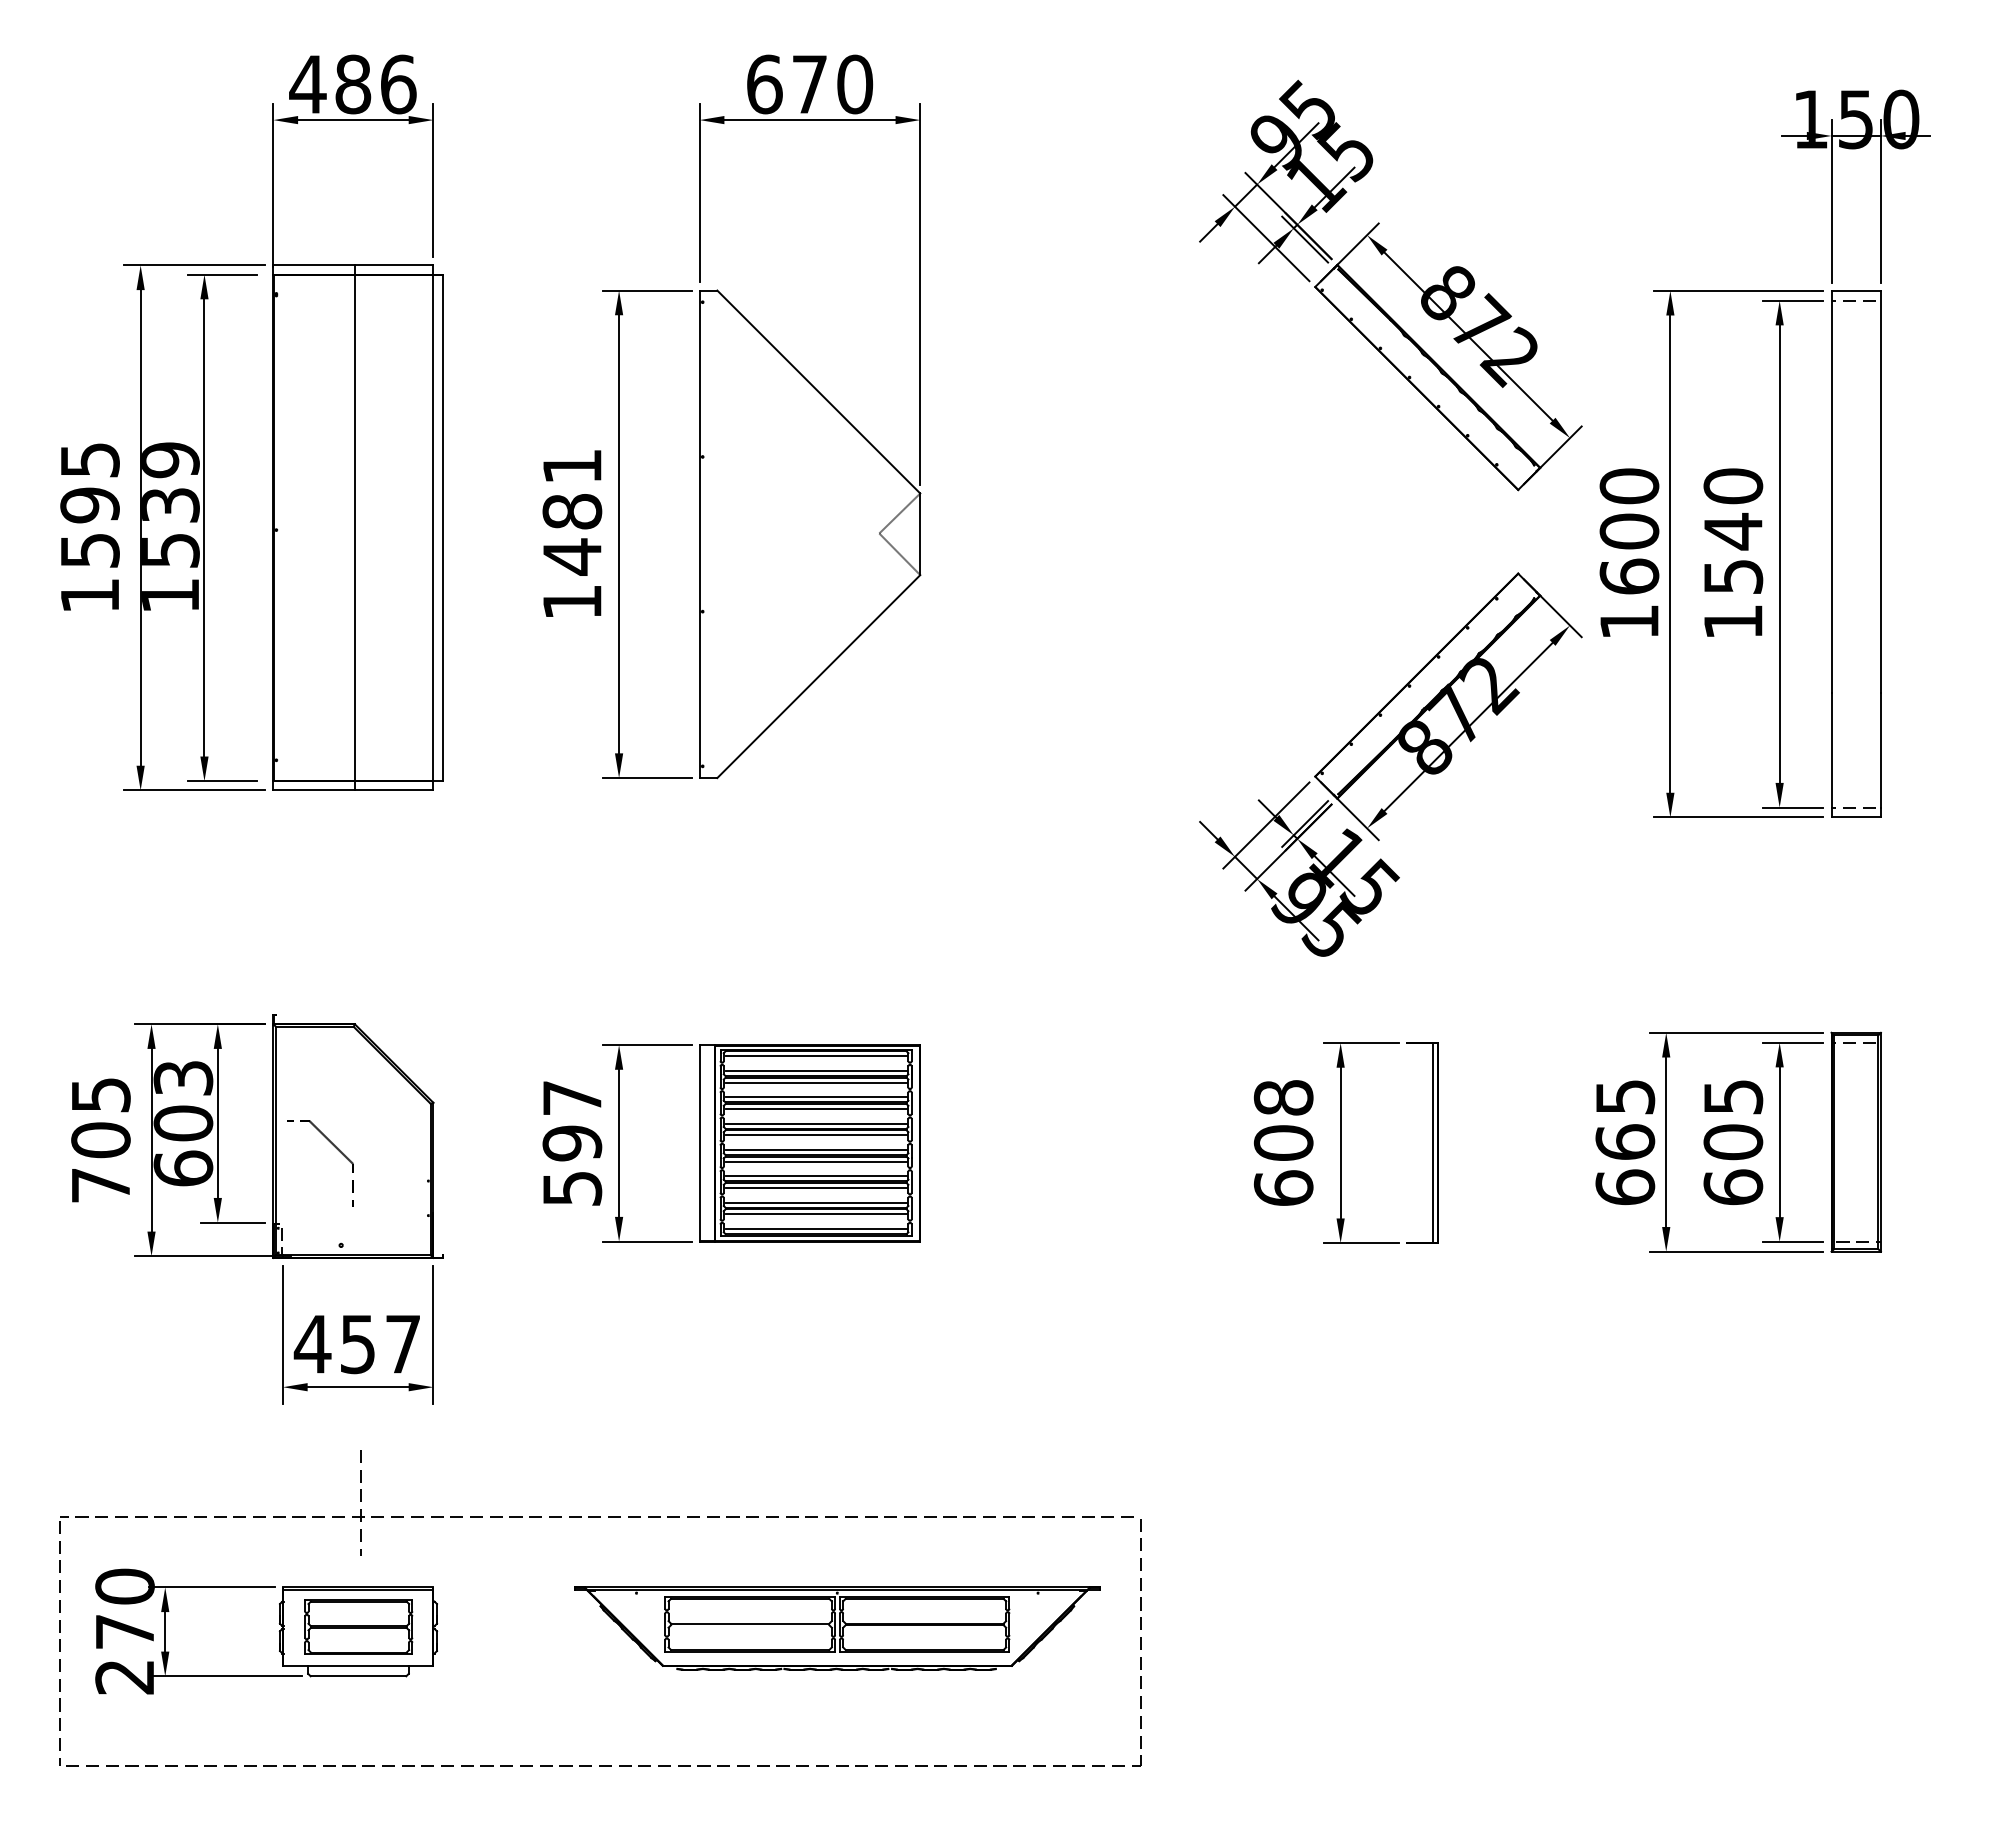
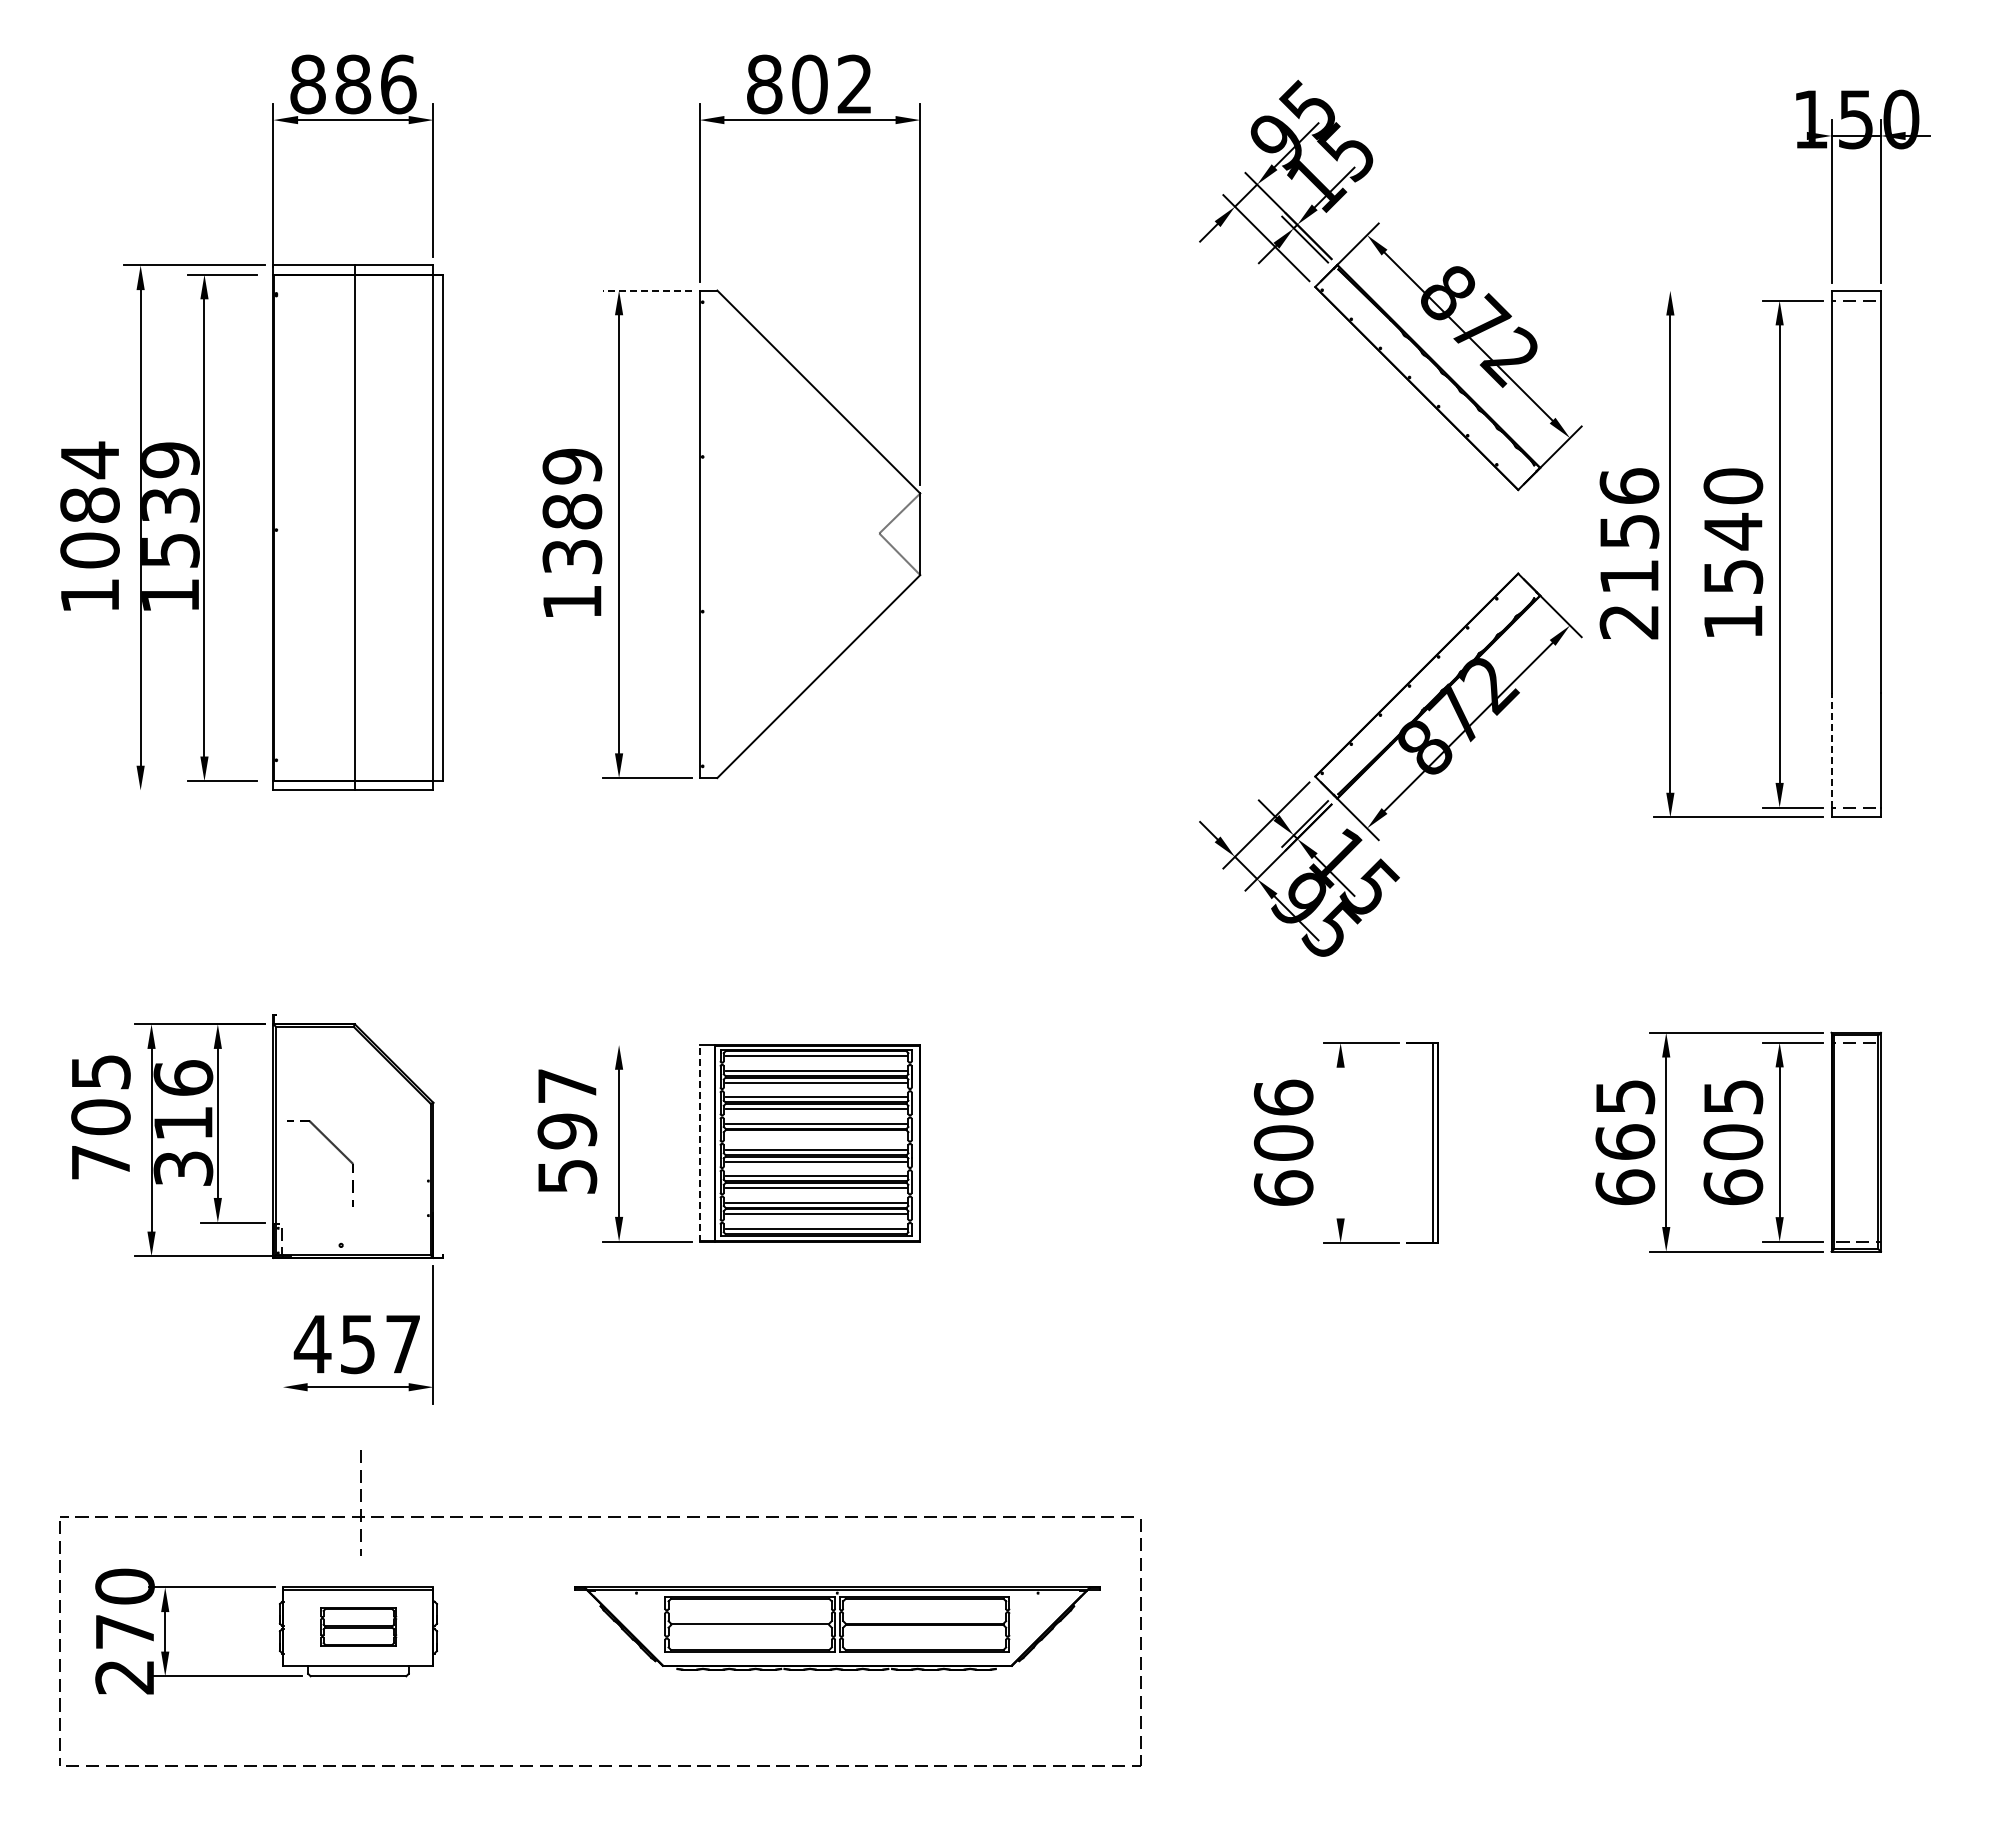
text: 486 -> 886 (307, 84)
text: 670 -> 802 (810, 84)
line: present -> none (1794, 135)
line: solid -> dashed (646, 290)
line: present -> none (1738, 290)
text: 1595 -> 1084 (89, 504)
text: 1481 -> 1389 (572, 511)
text: 1600 -> 2156 (1629, 553)
line: solid -> dashed (1831, 749)
line: present -> none (194, 790)
line: present -> none (646, 1045)
text: 608 -> 606 (1283, 1097)
text: 603 -> 316 (183, 1123)
line: present -> none (815, 1135)
text position: (100, 1140) -> (100, 1117) (100, 1117)
line: solid -> dashed (699, 1142)
line: present -> none (1340, 1142)
text position: (572, 1143) -> (567, 1131) (567, 1131)
line: present -> none (282, 1334)
part size: 110x56 px -> 78x40 px (358, 1626)
